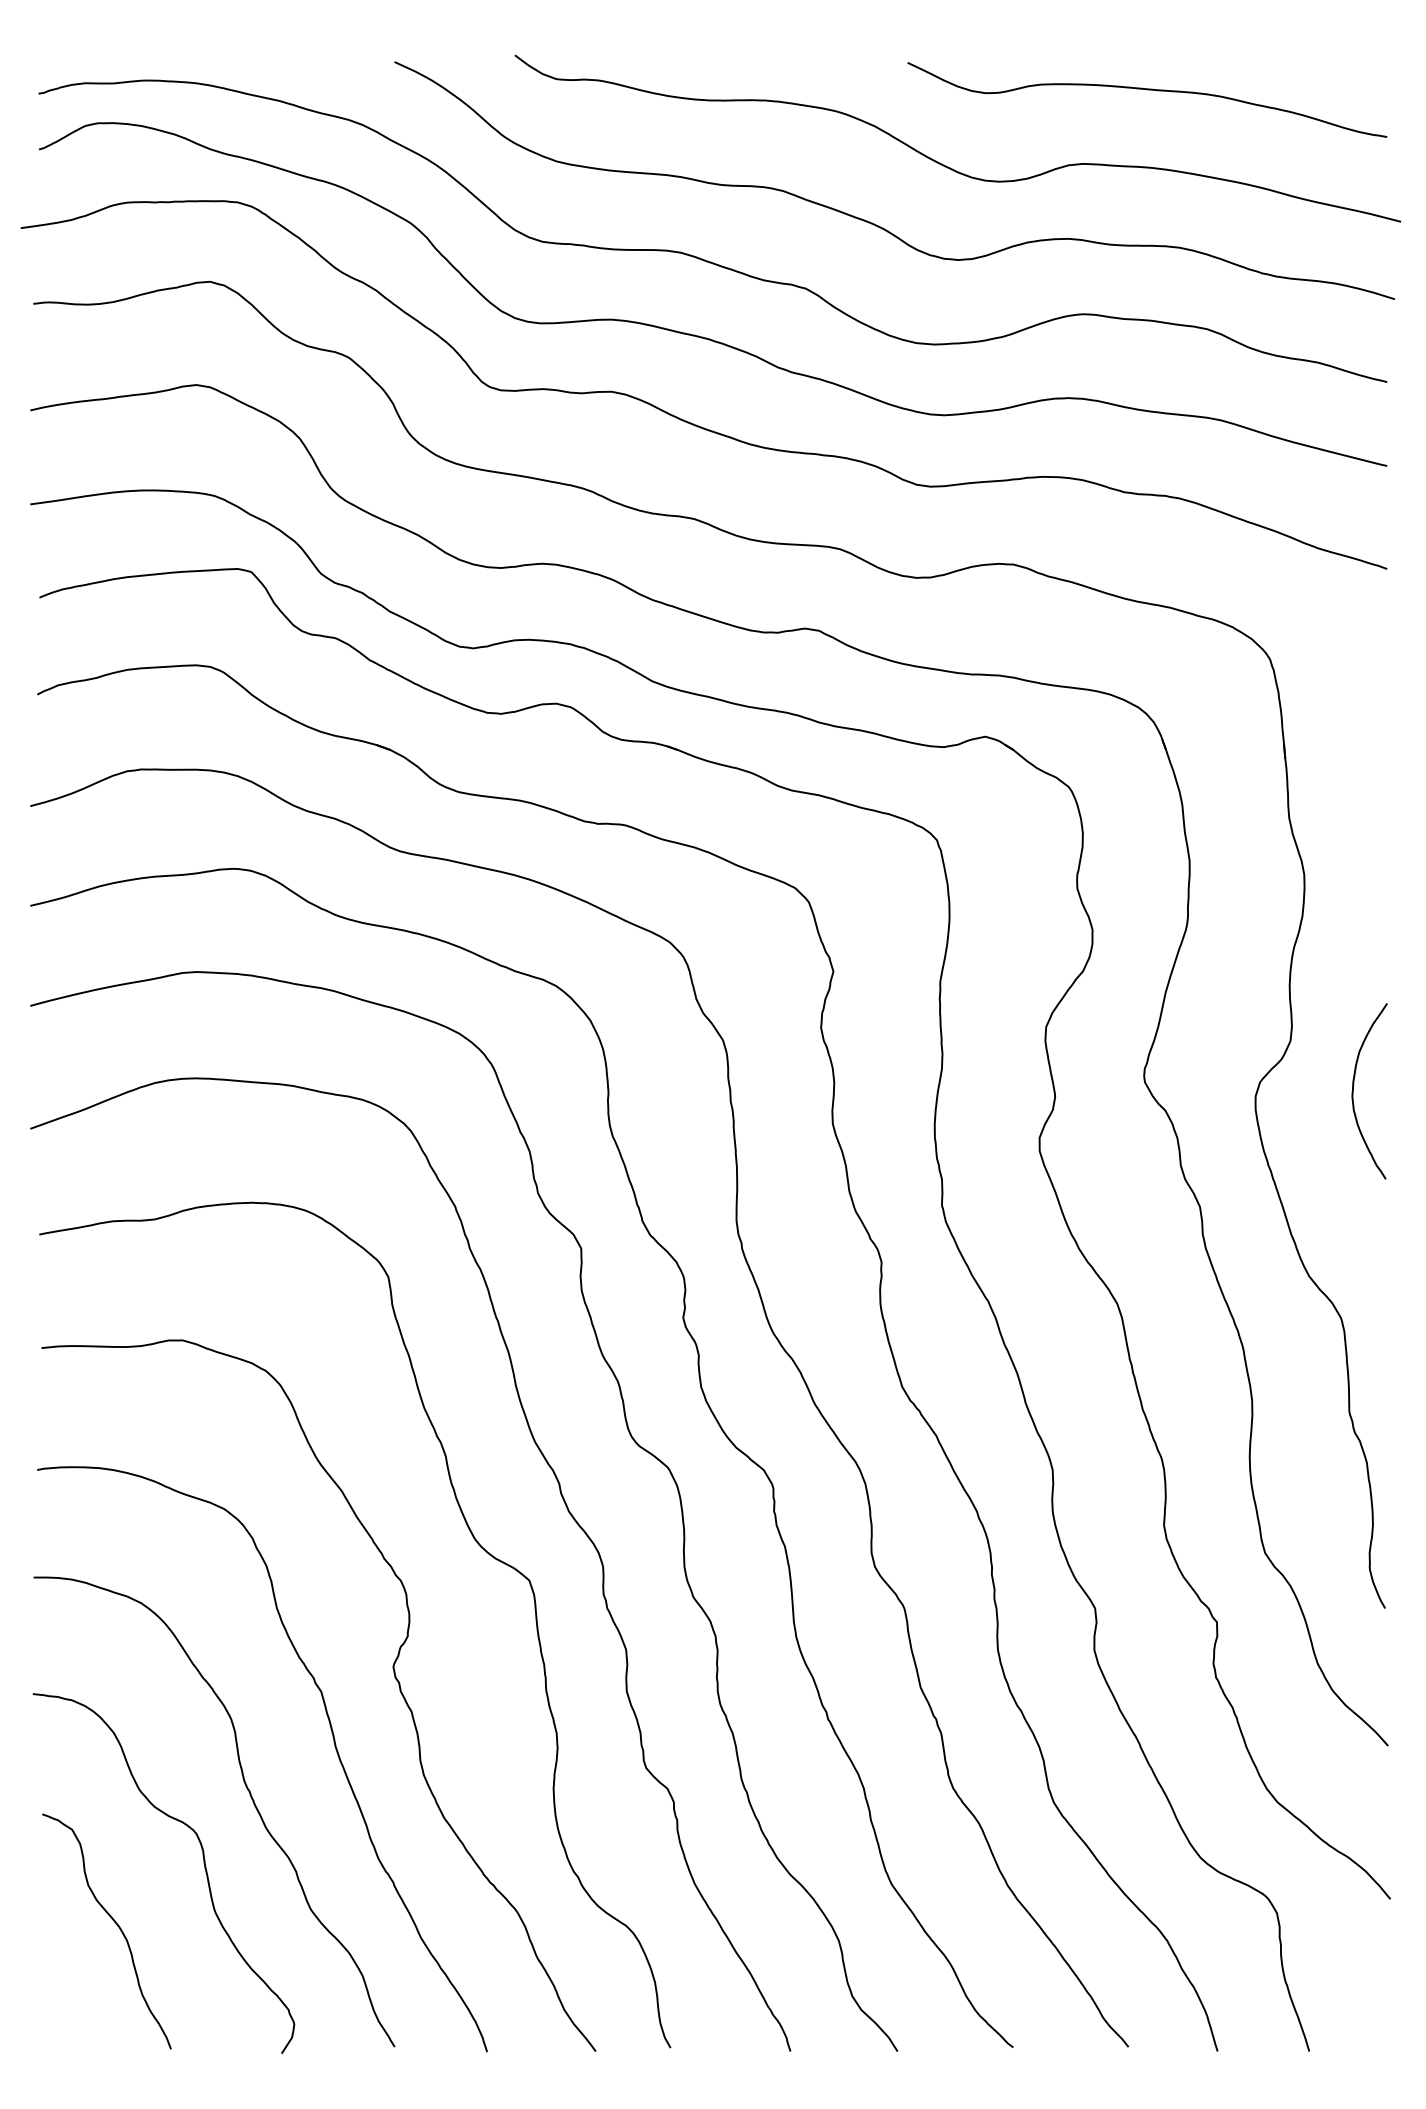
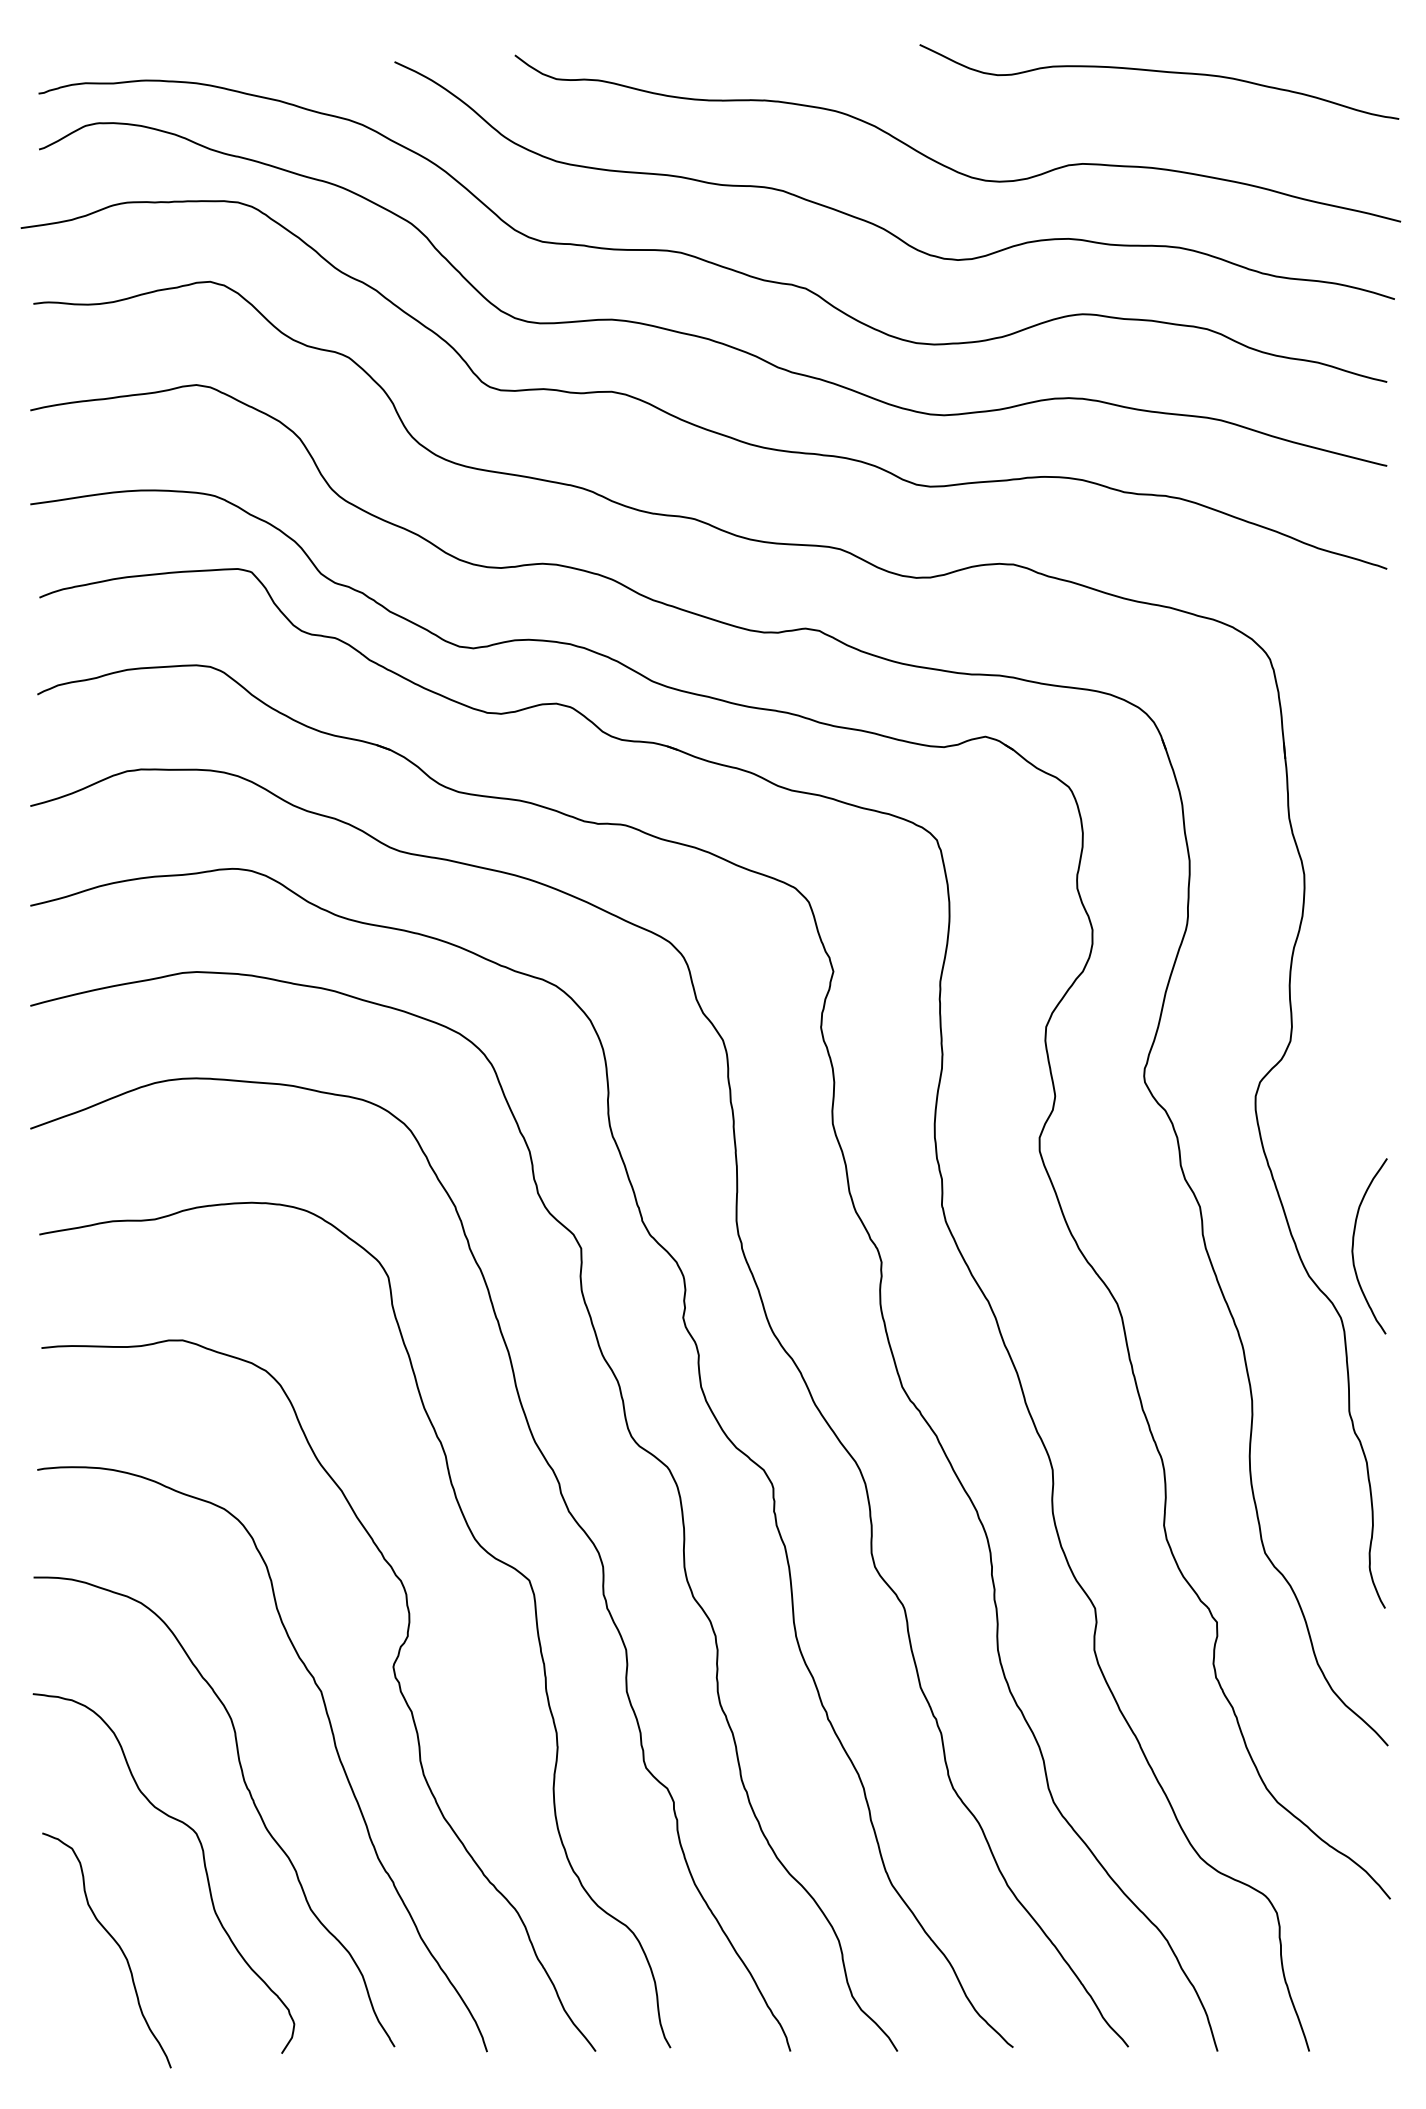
curve position: (1147, 90) -> (1159, 72) (1159, 72)
curve position: (1353, 1091) -> (1353, 1246) (1353, 1246)
curve position: (116, 1925) -> (116, 1944) (116, 1944)
